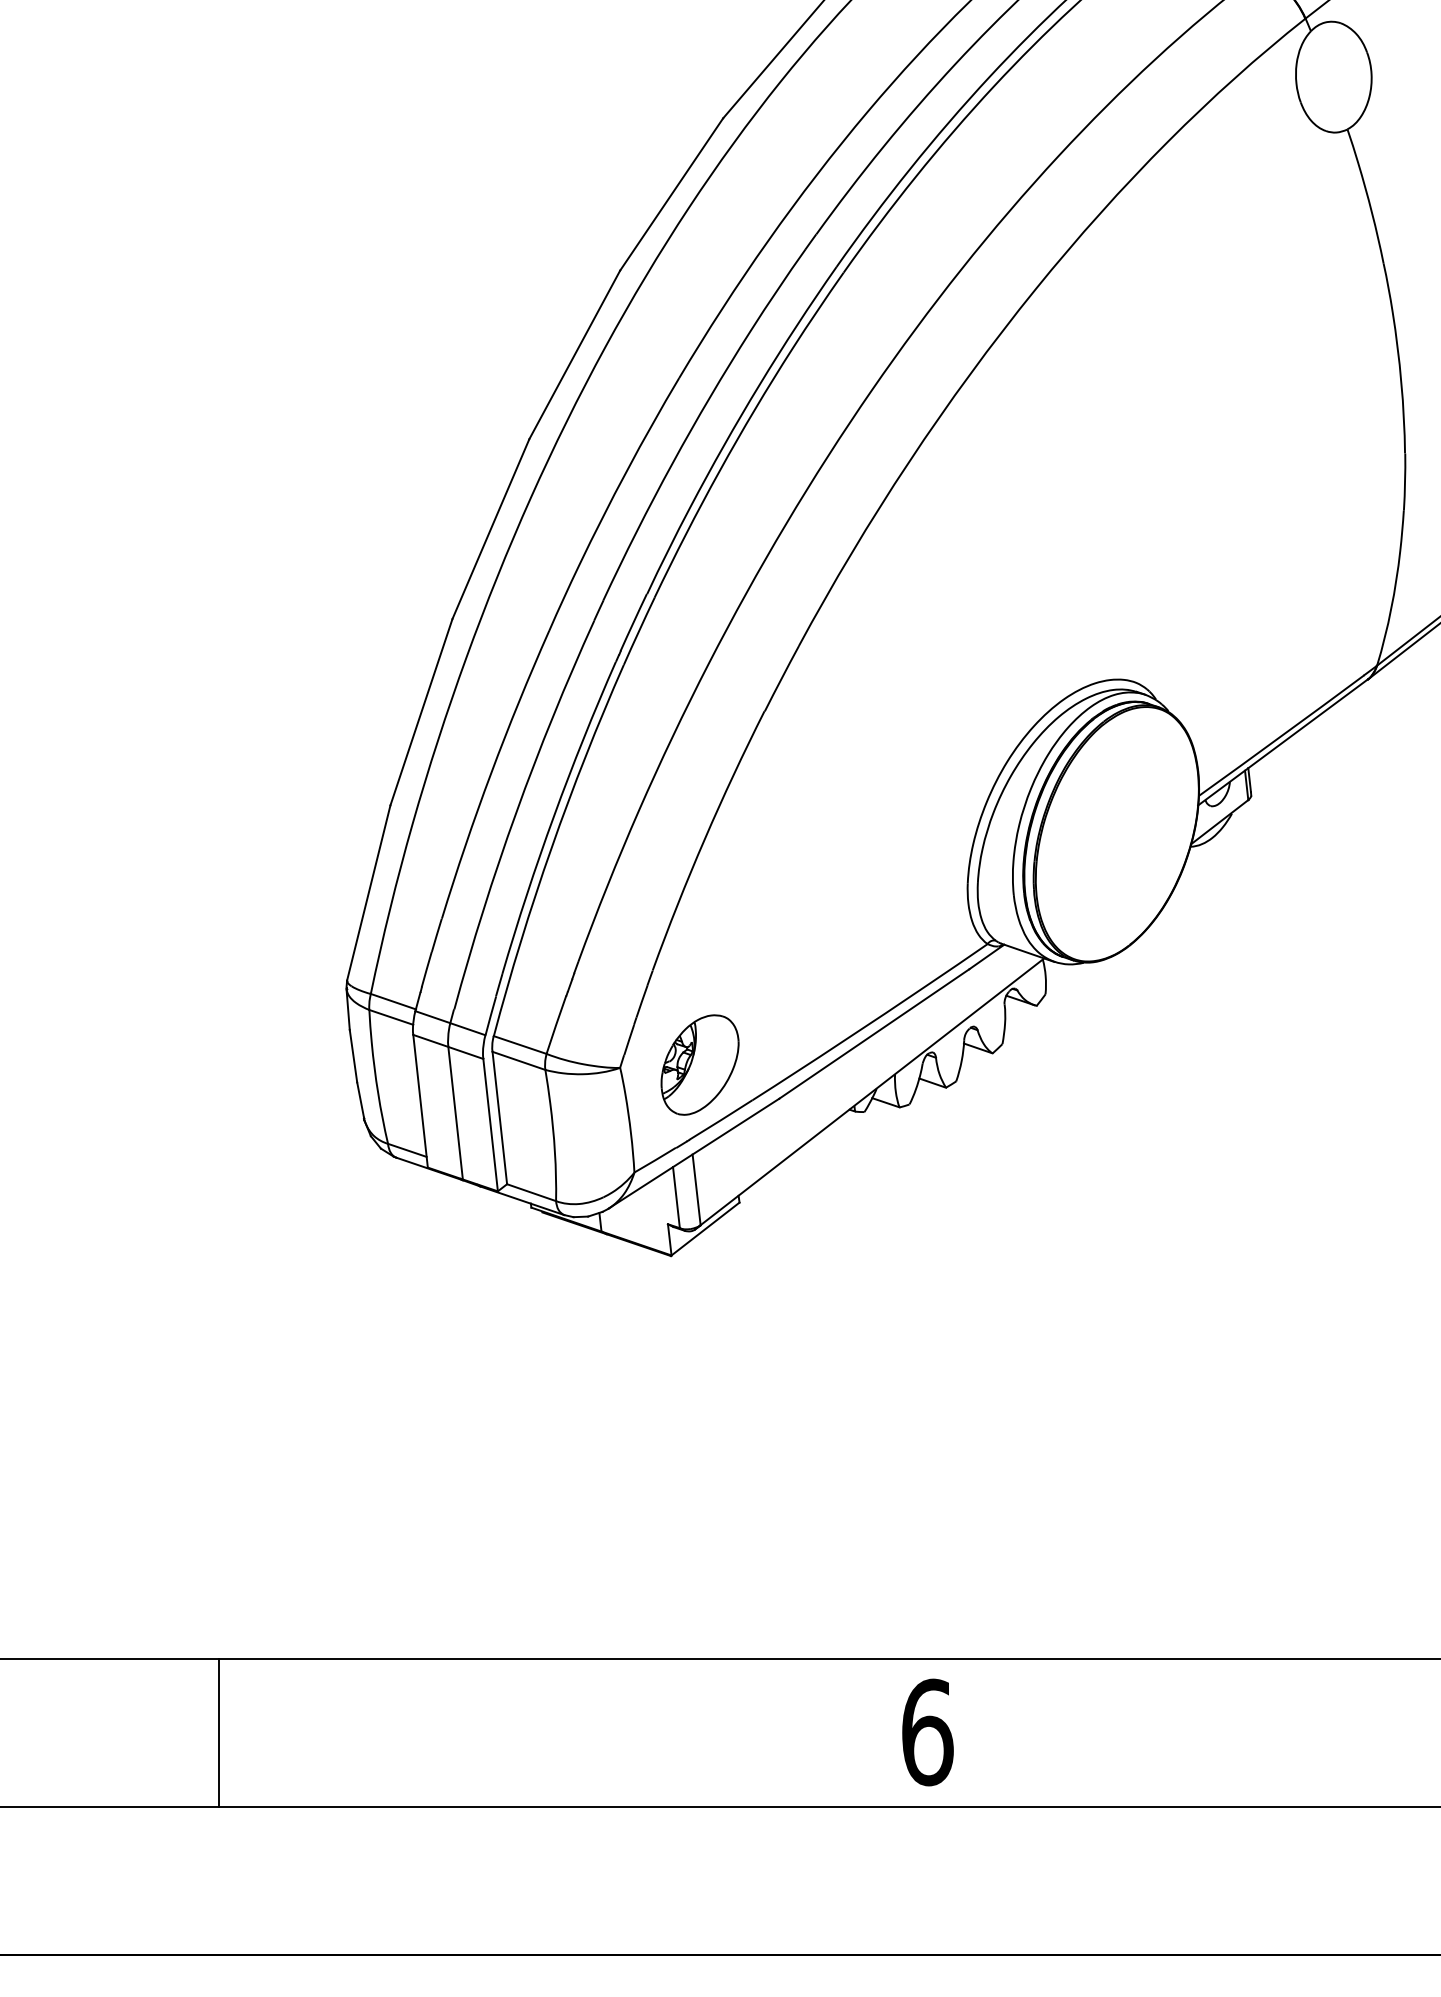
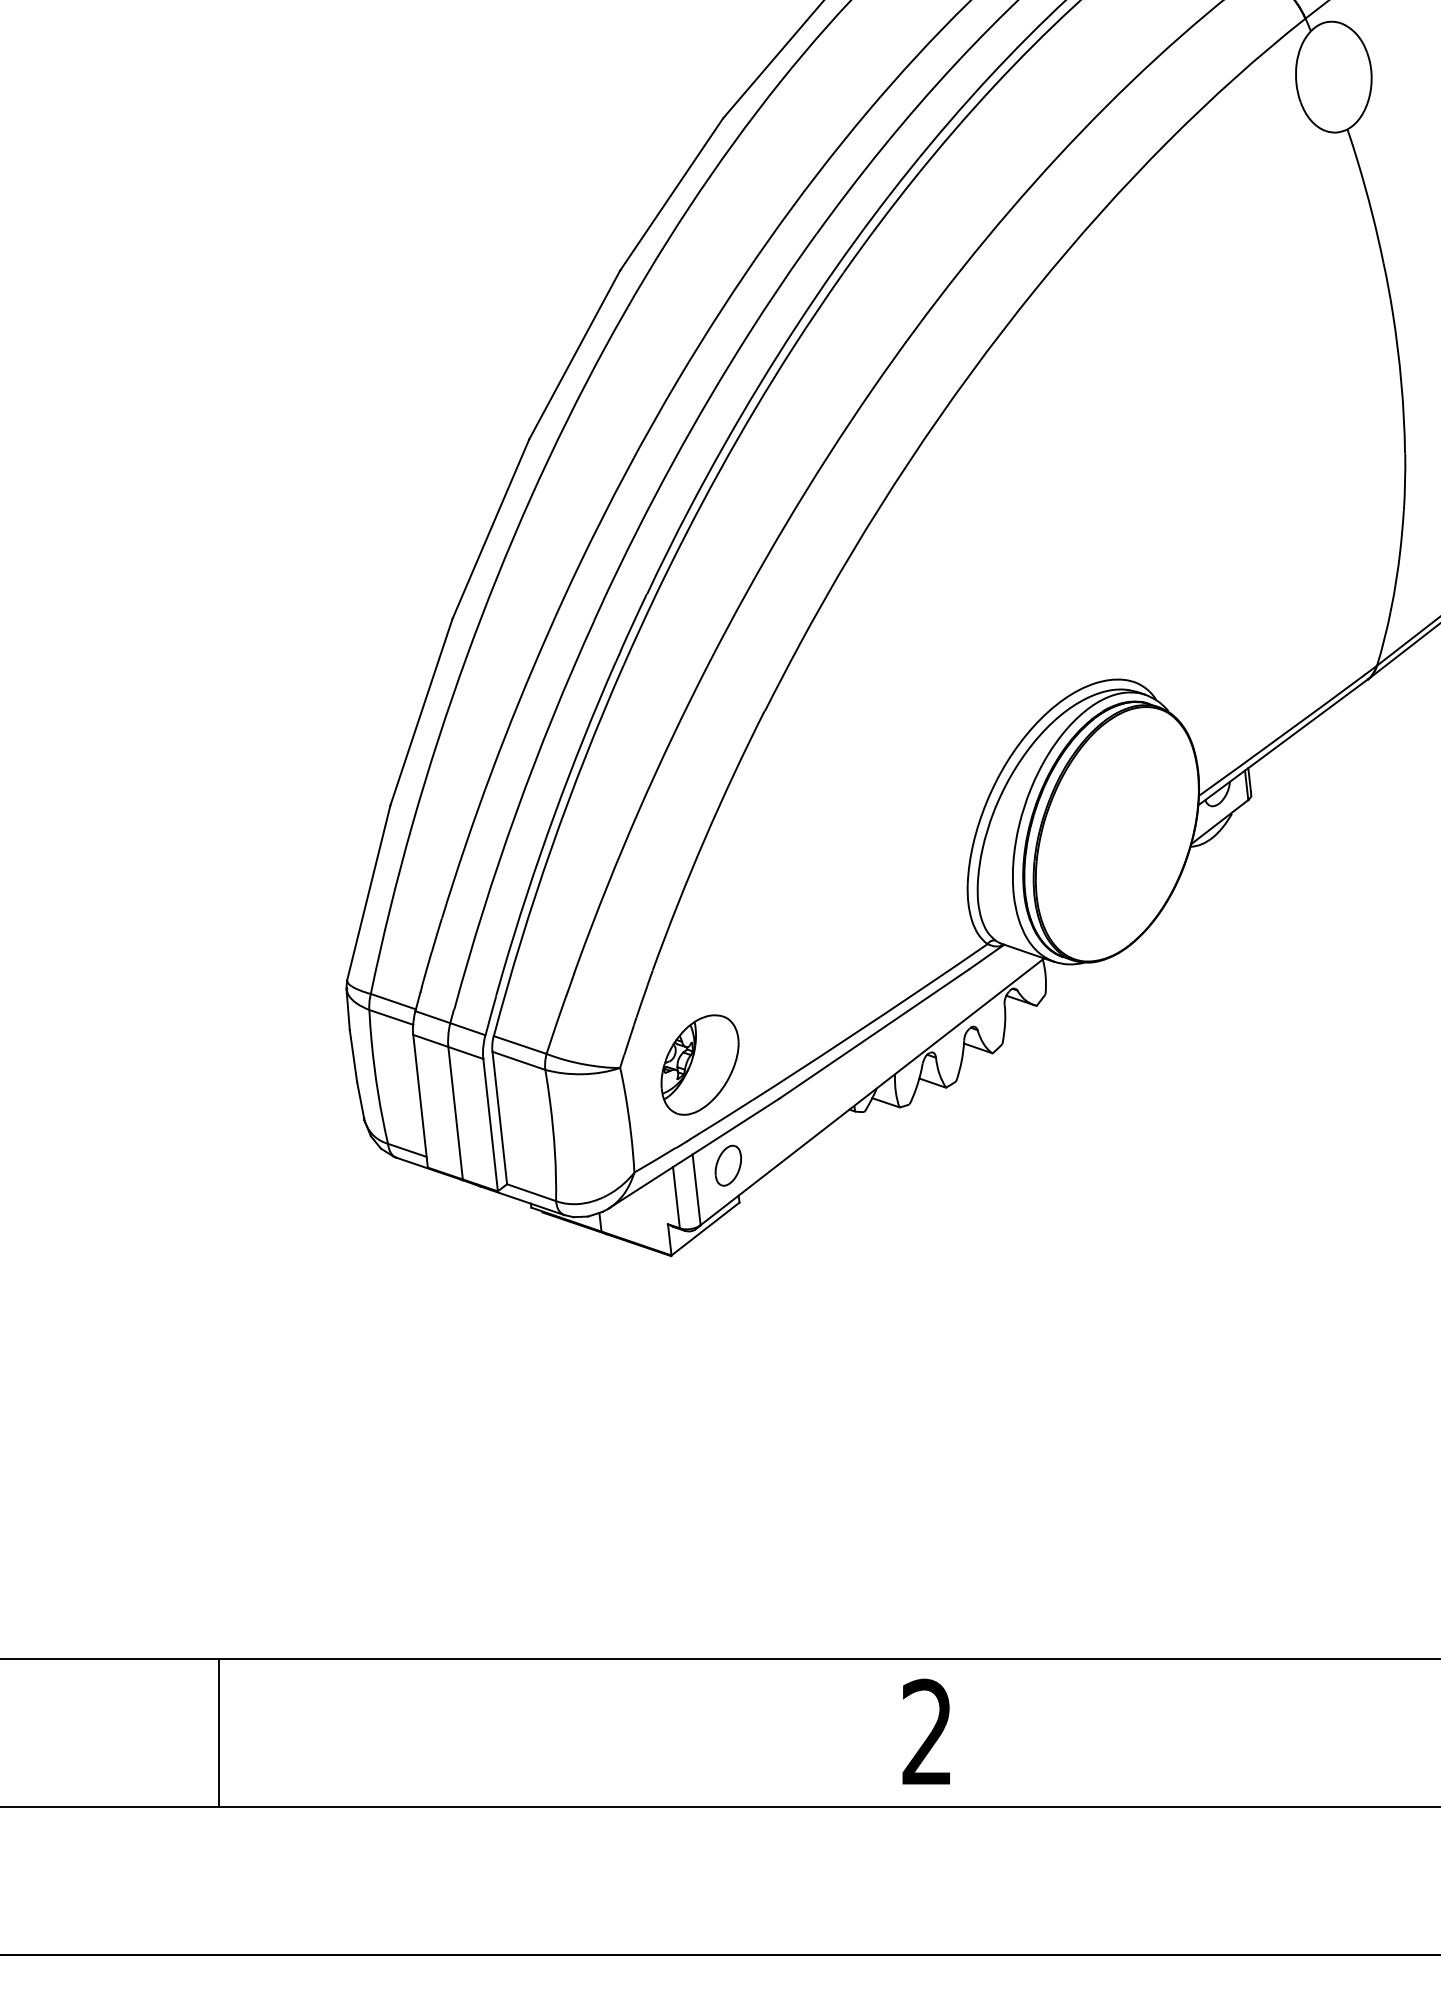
part: none -> present (728, 1165)
text: 6 -> 2 (927, 1732)
